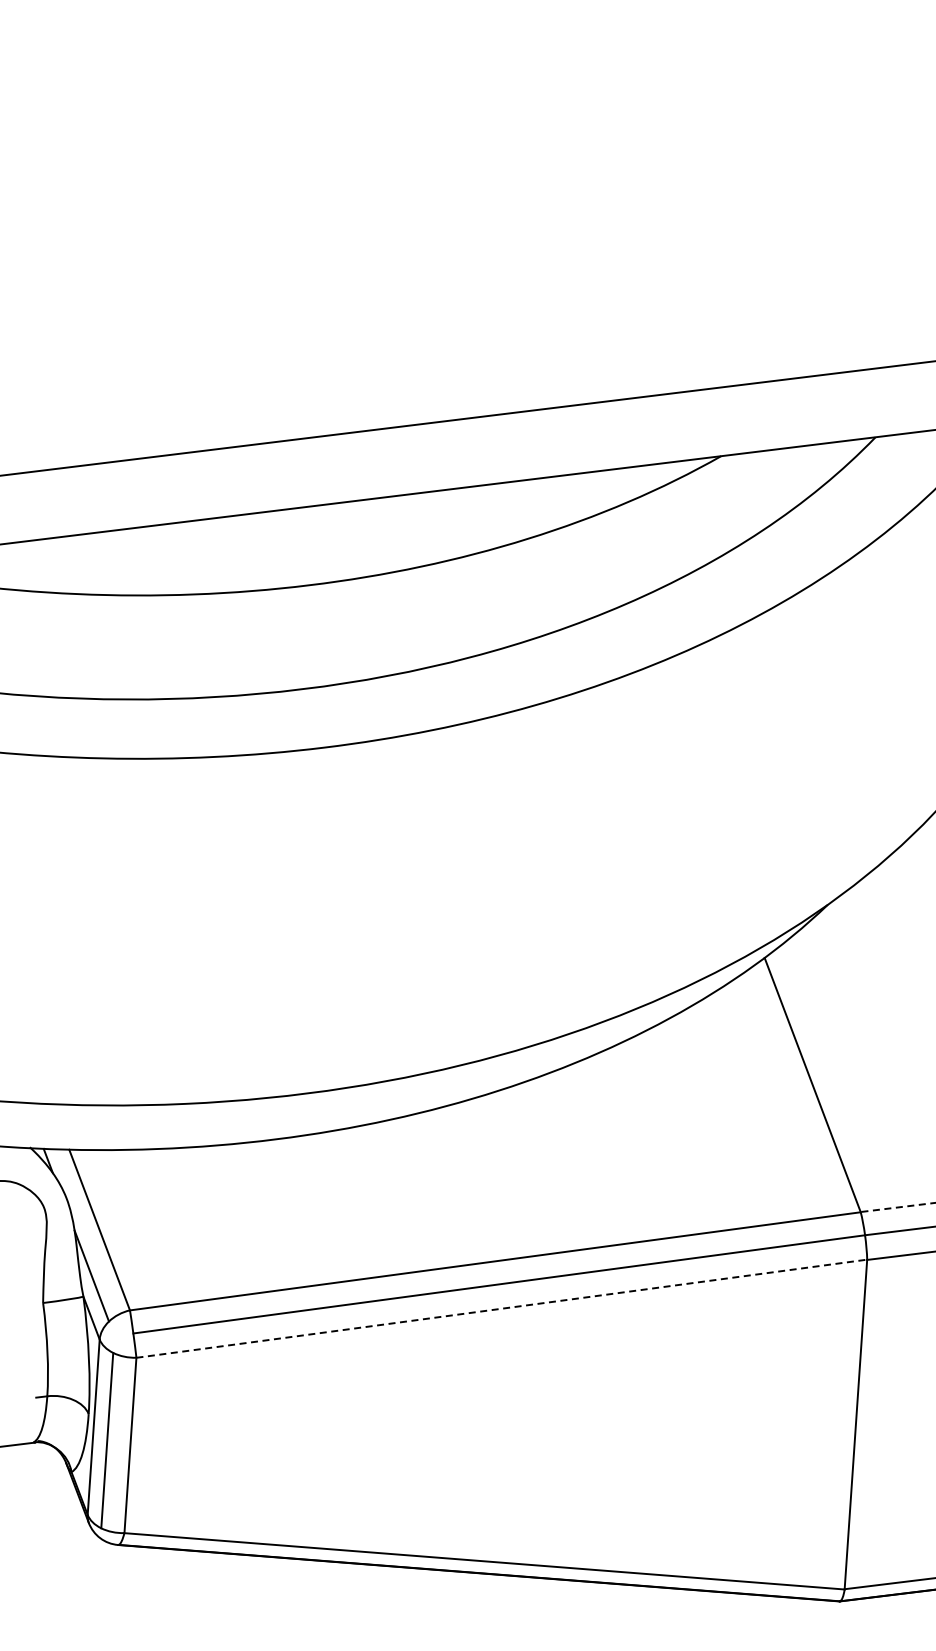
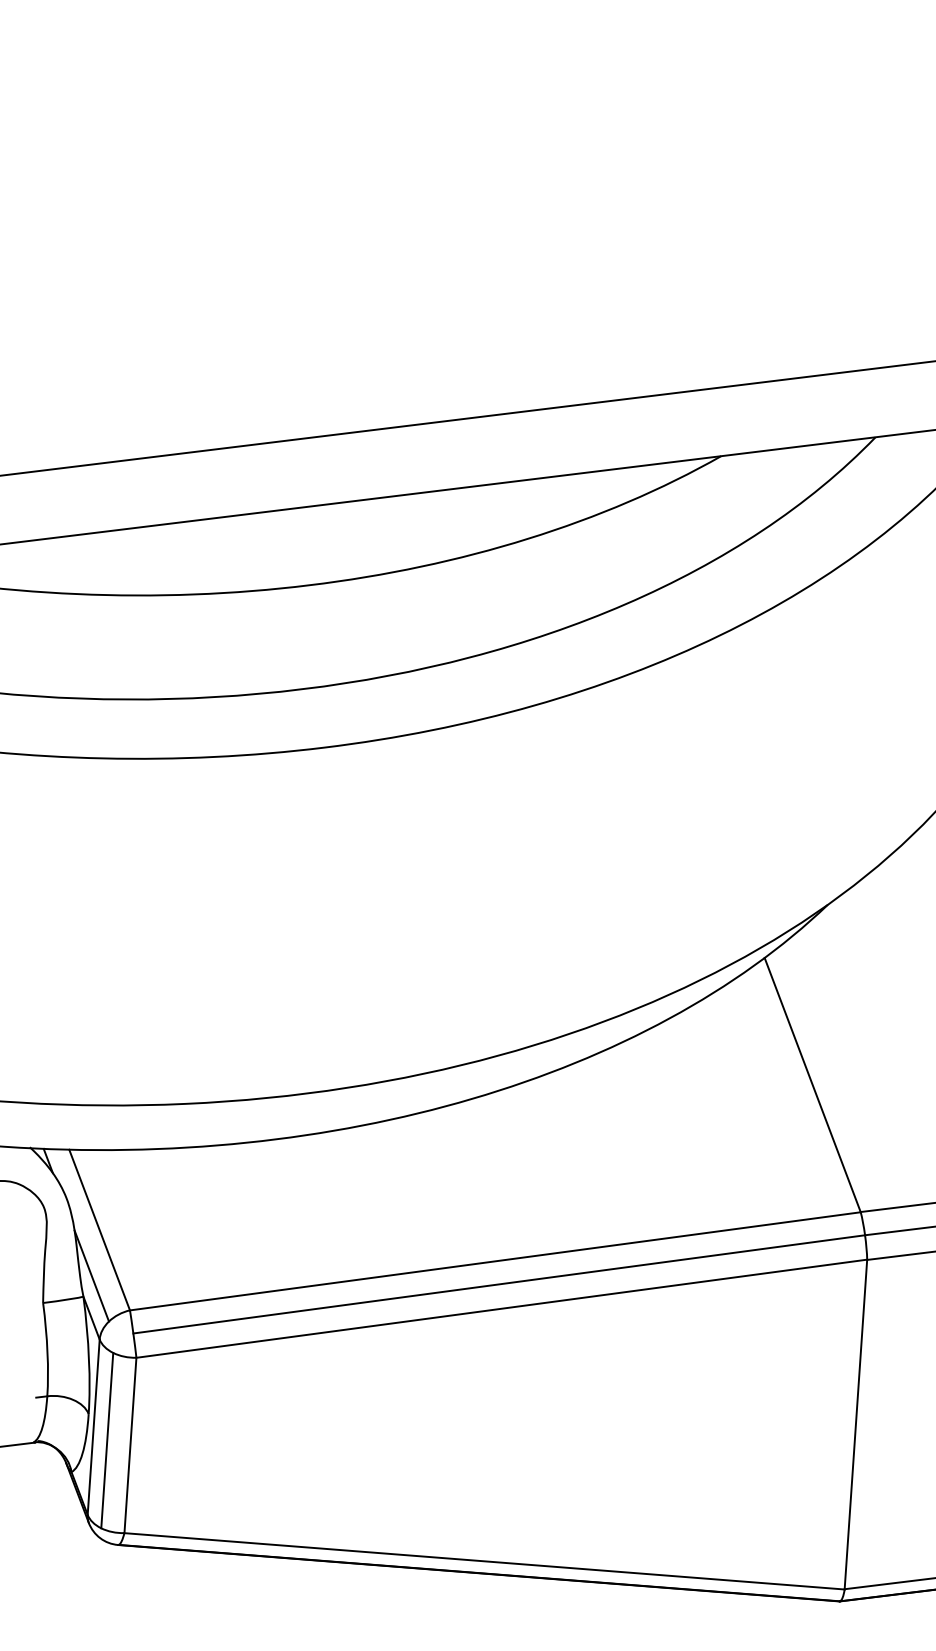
line: dashed -> solid (897, 1207)
line: dashed -> solid (501, 1308)
